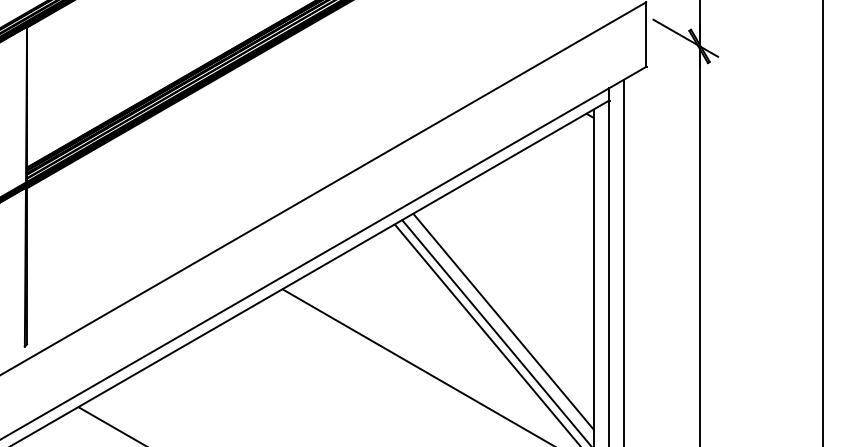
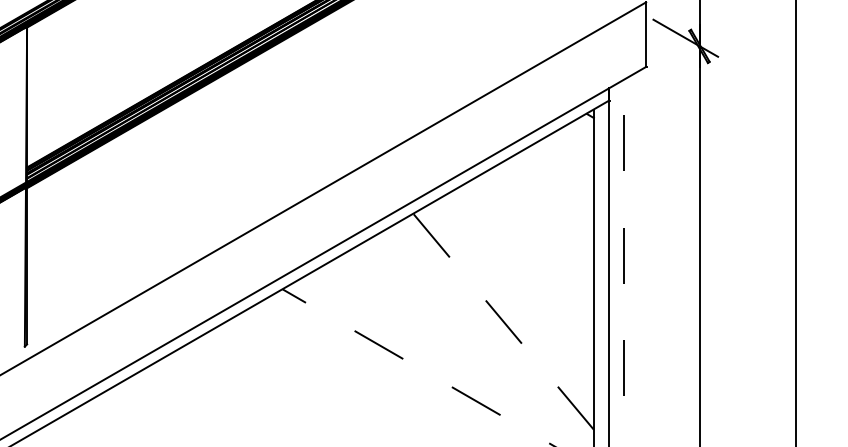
line position: (822, 222) -> (795, 222) (795, 222)
line: solid -> dashed (623, 262)
line: solid -> dashed (503, 321)
line: present -> none (495, 331)
line: present -> none (486, 333)
line: solid -> dashed (418, 367)
line: present -> none (110, 425)
